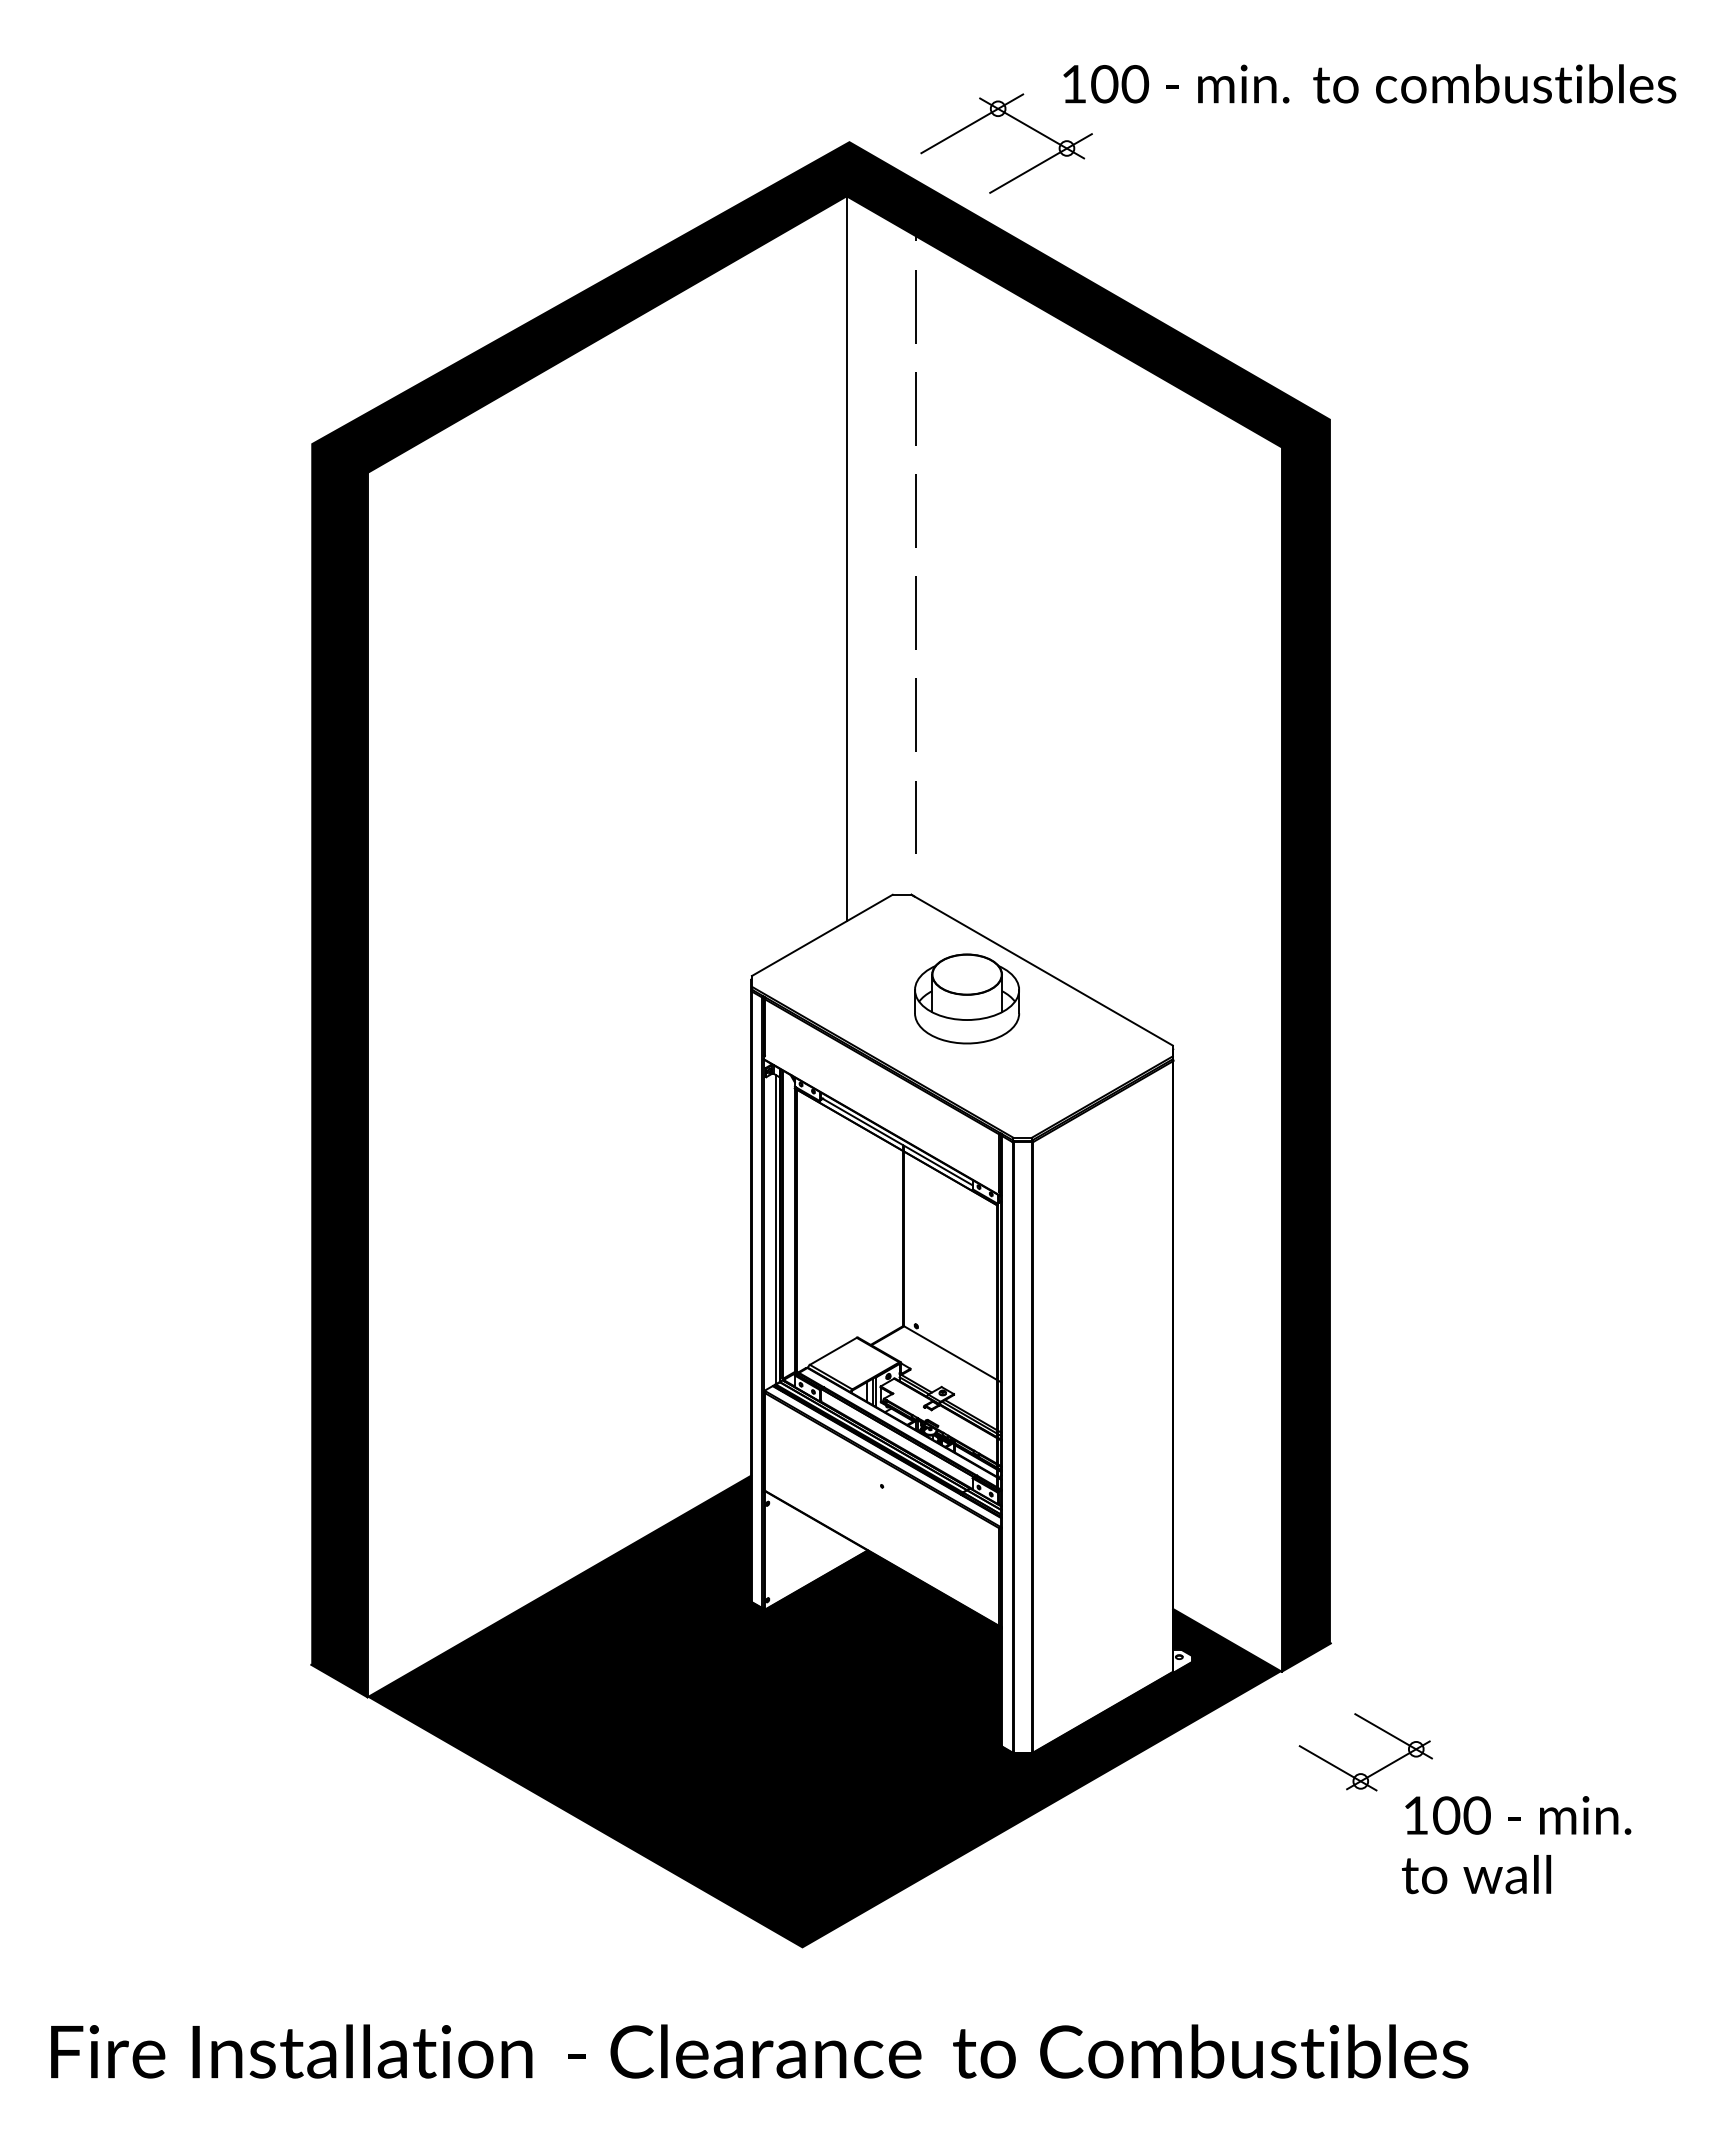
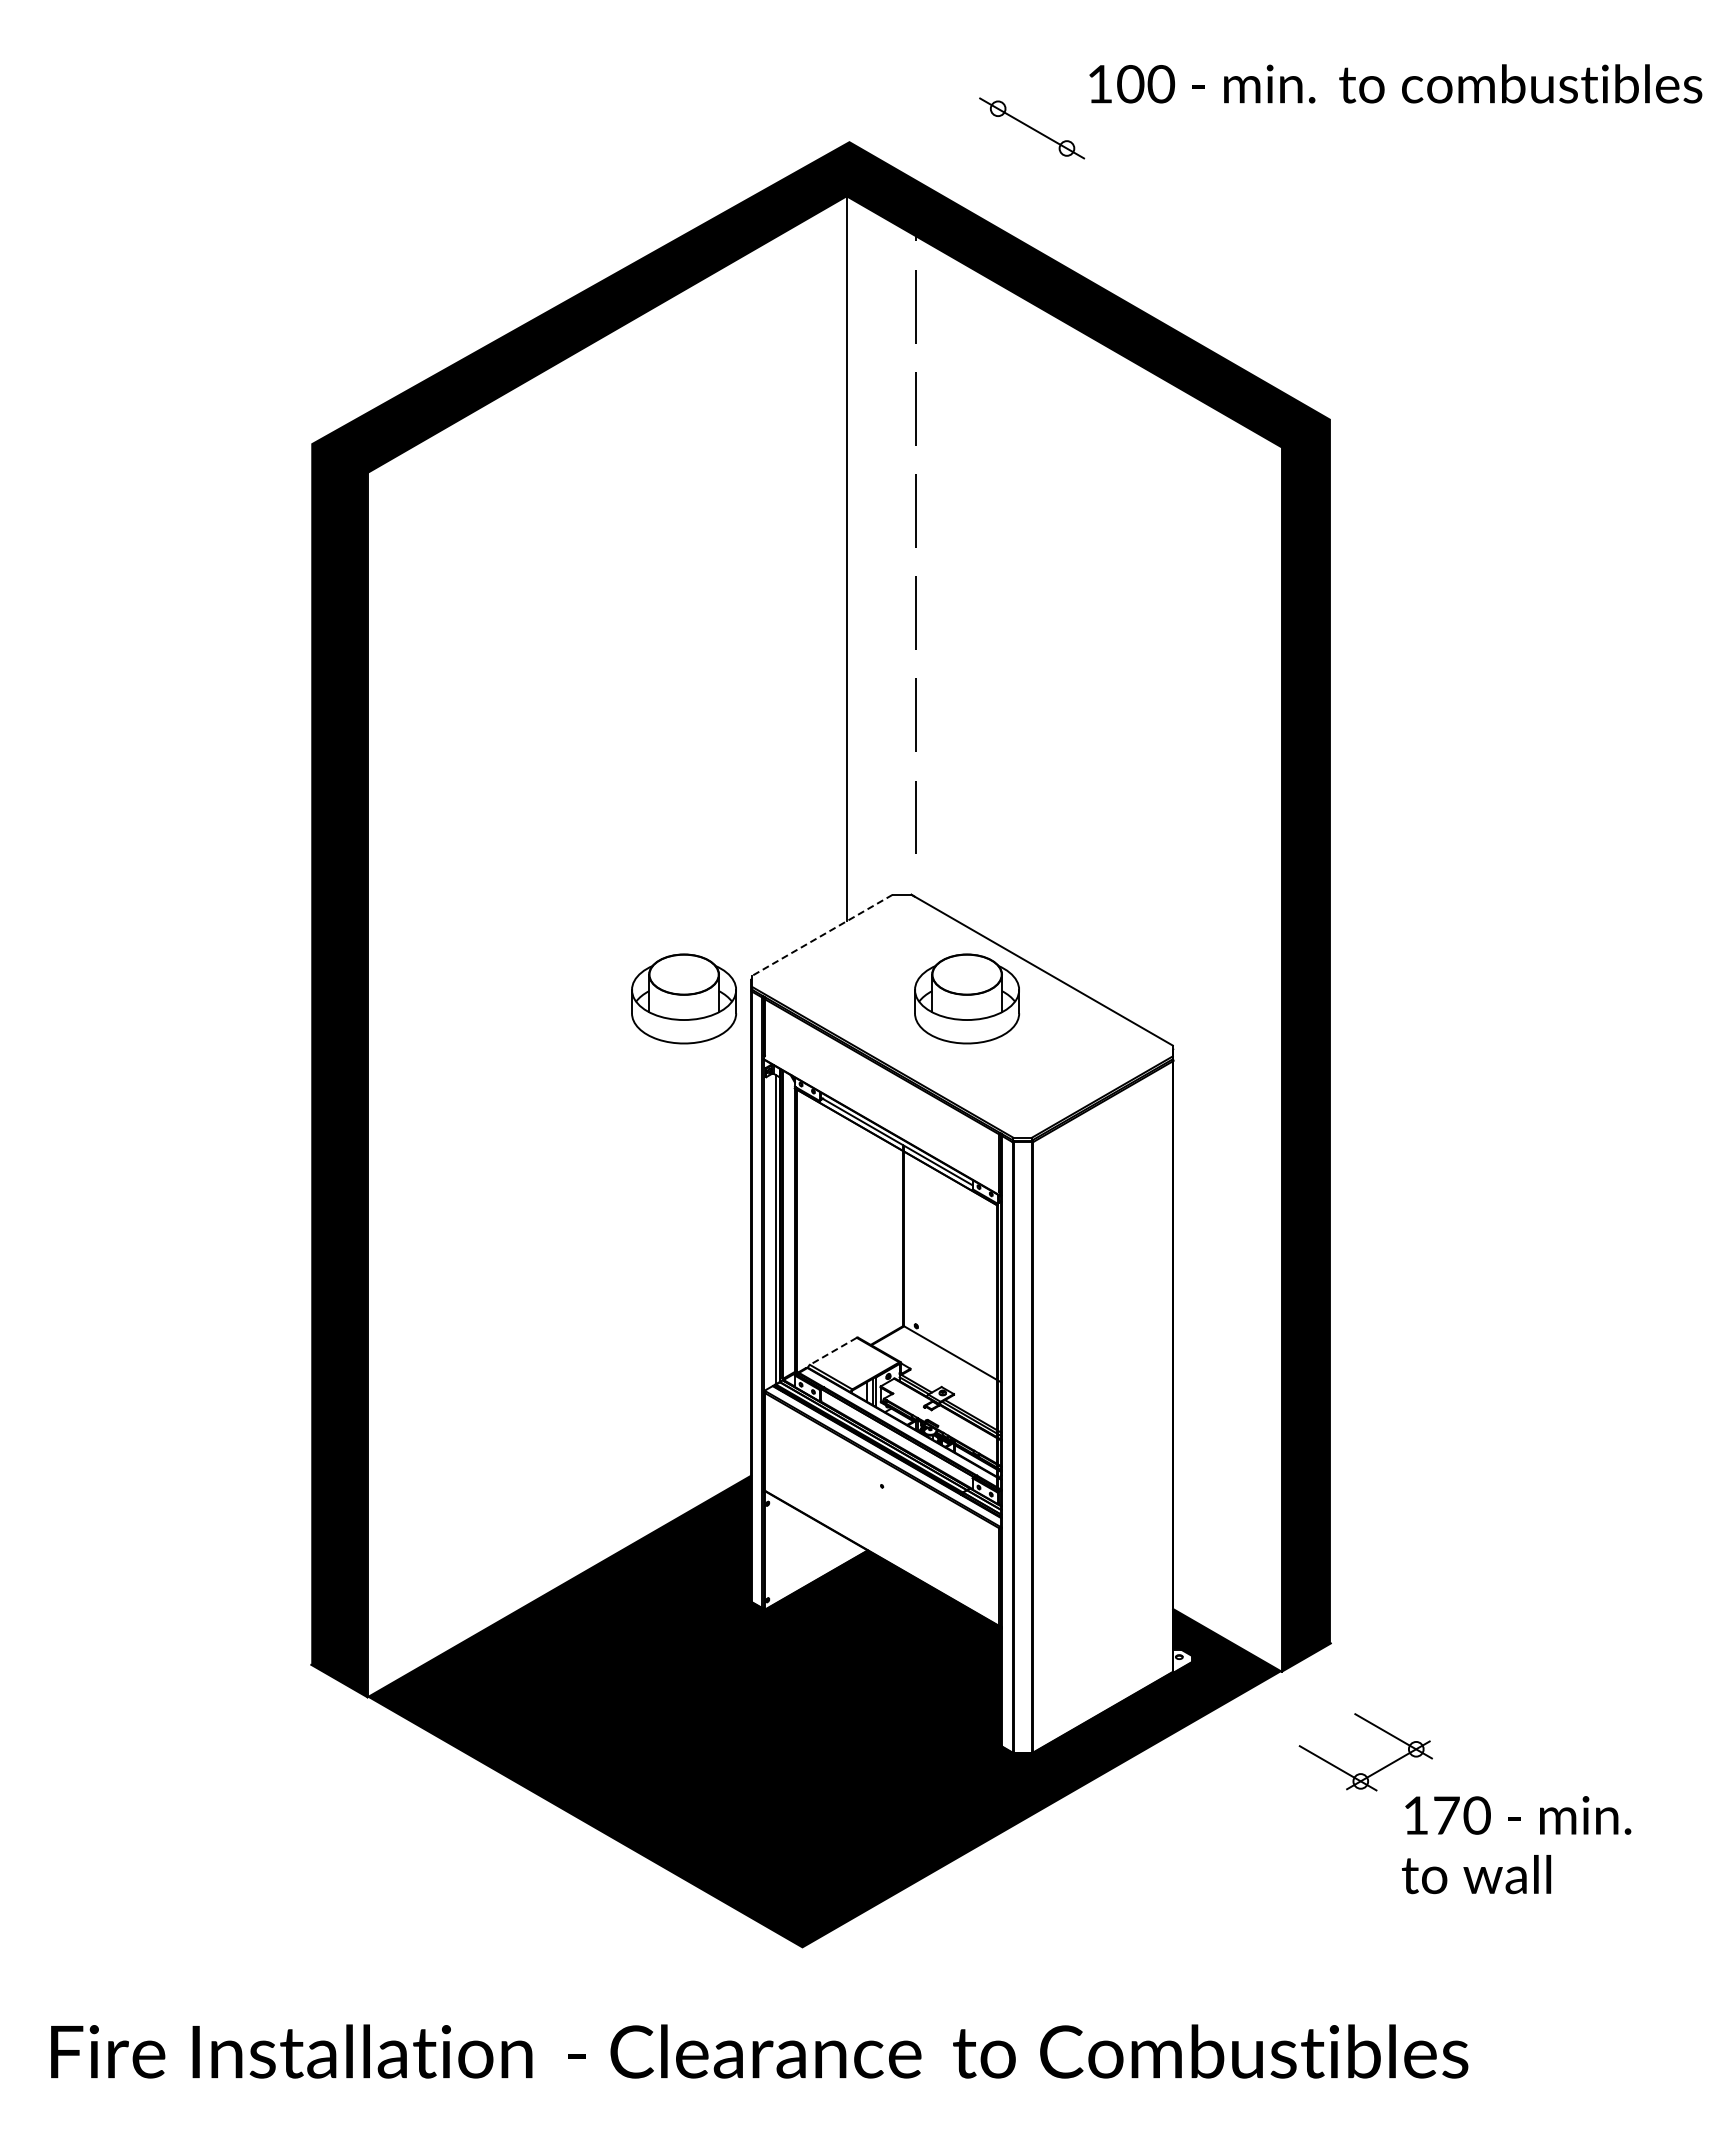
text position: (1369, 83) -> (1395, 83) (1395, 83)
line: present -> none (972, 123)
line: present -> none (1040, 163)
line: solid -> dashed (821, 935)
part: none -> present (683, 998)
line: solid -> dashed (832, 1351)
text: 100 -> 170 (1446, 1815)
